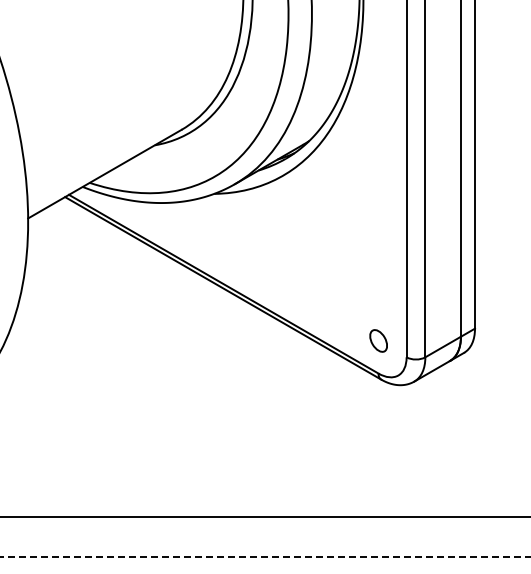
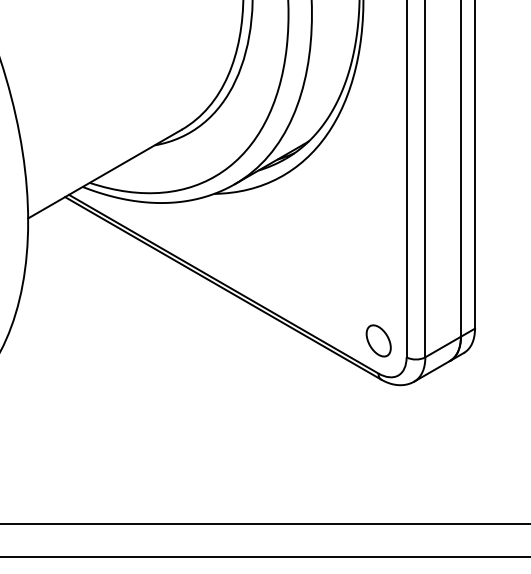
part size: 19x24 px -> 27x34 px (378, 340)
line position: (264, 516) -> (264, 523) (264, 523)
line: dashed -> solid (265, 556)
